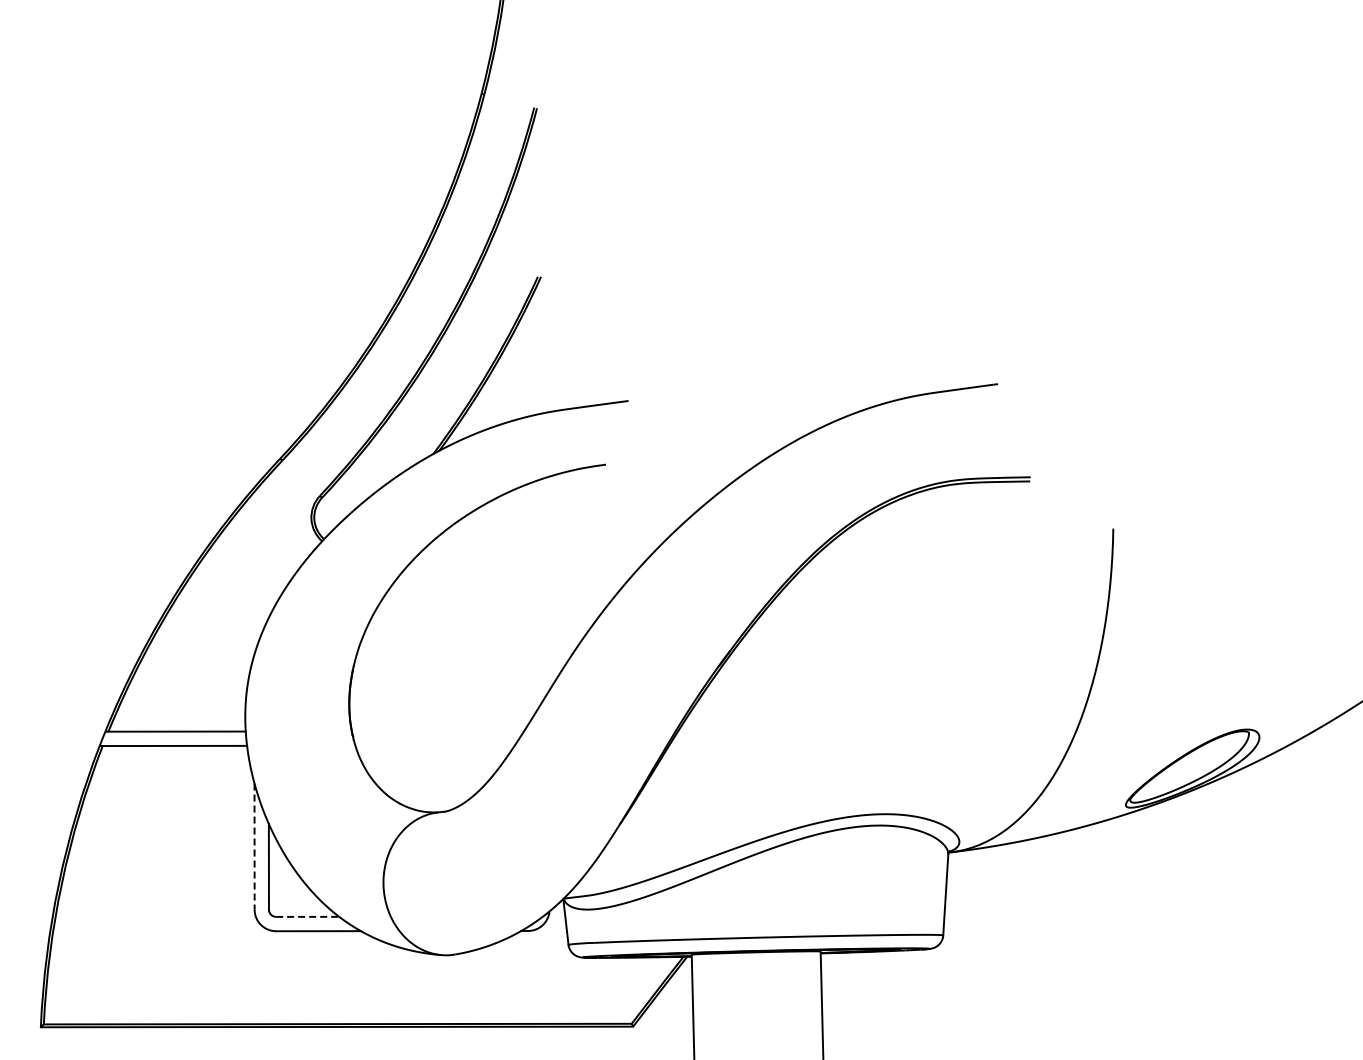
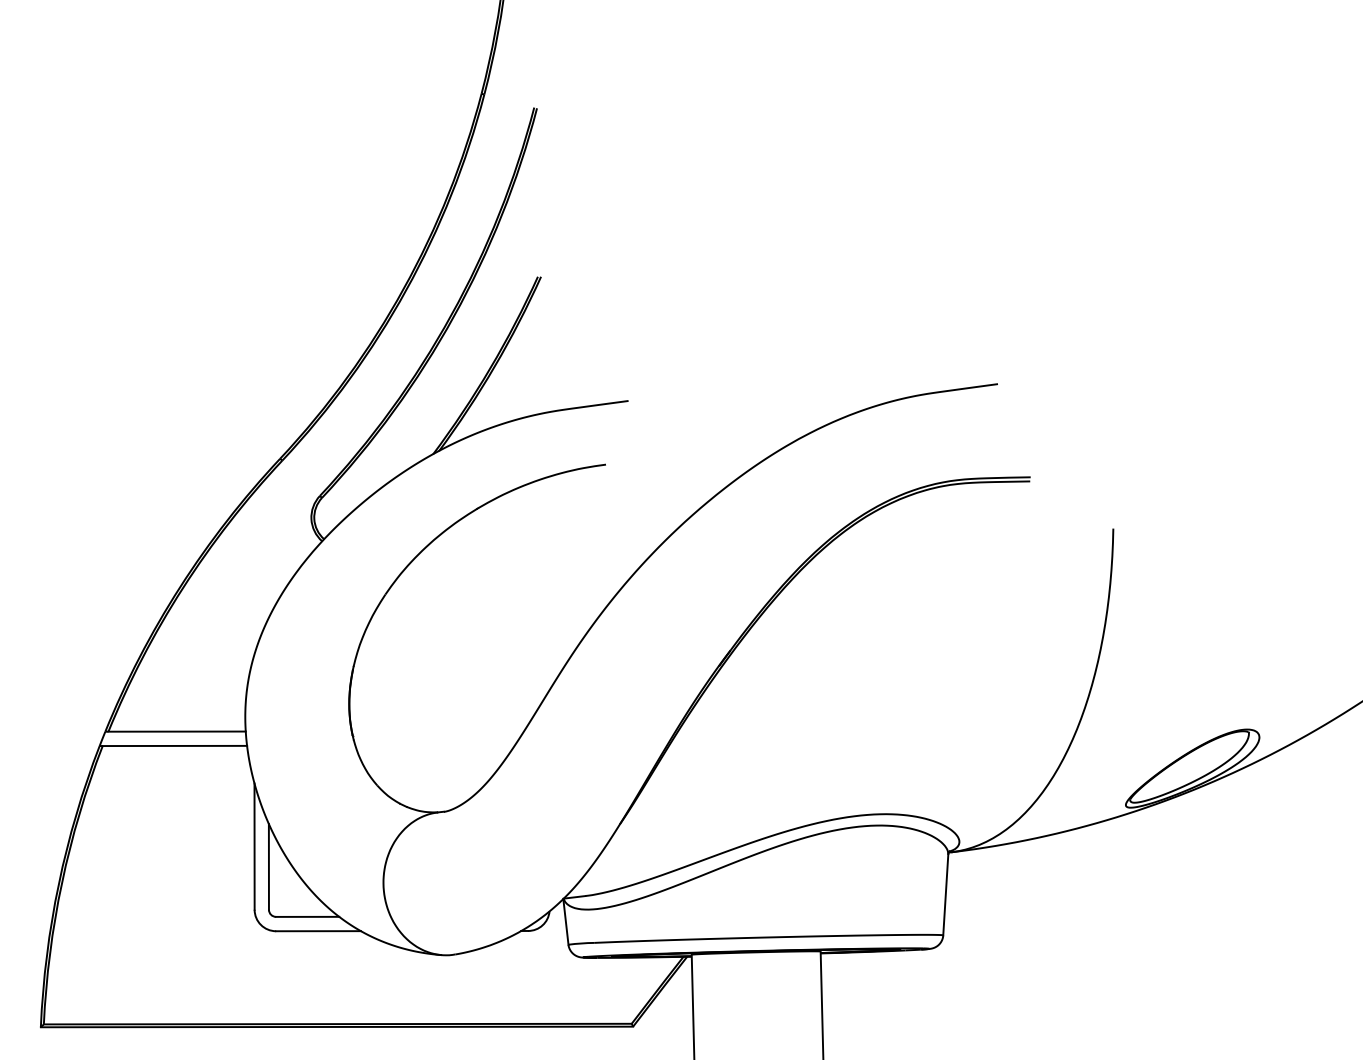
line: dashed -> solid (254, 847)
line: dashed -> solid (307, 916)
